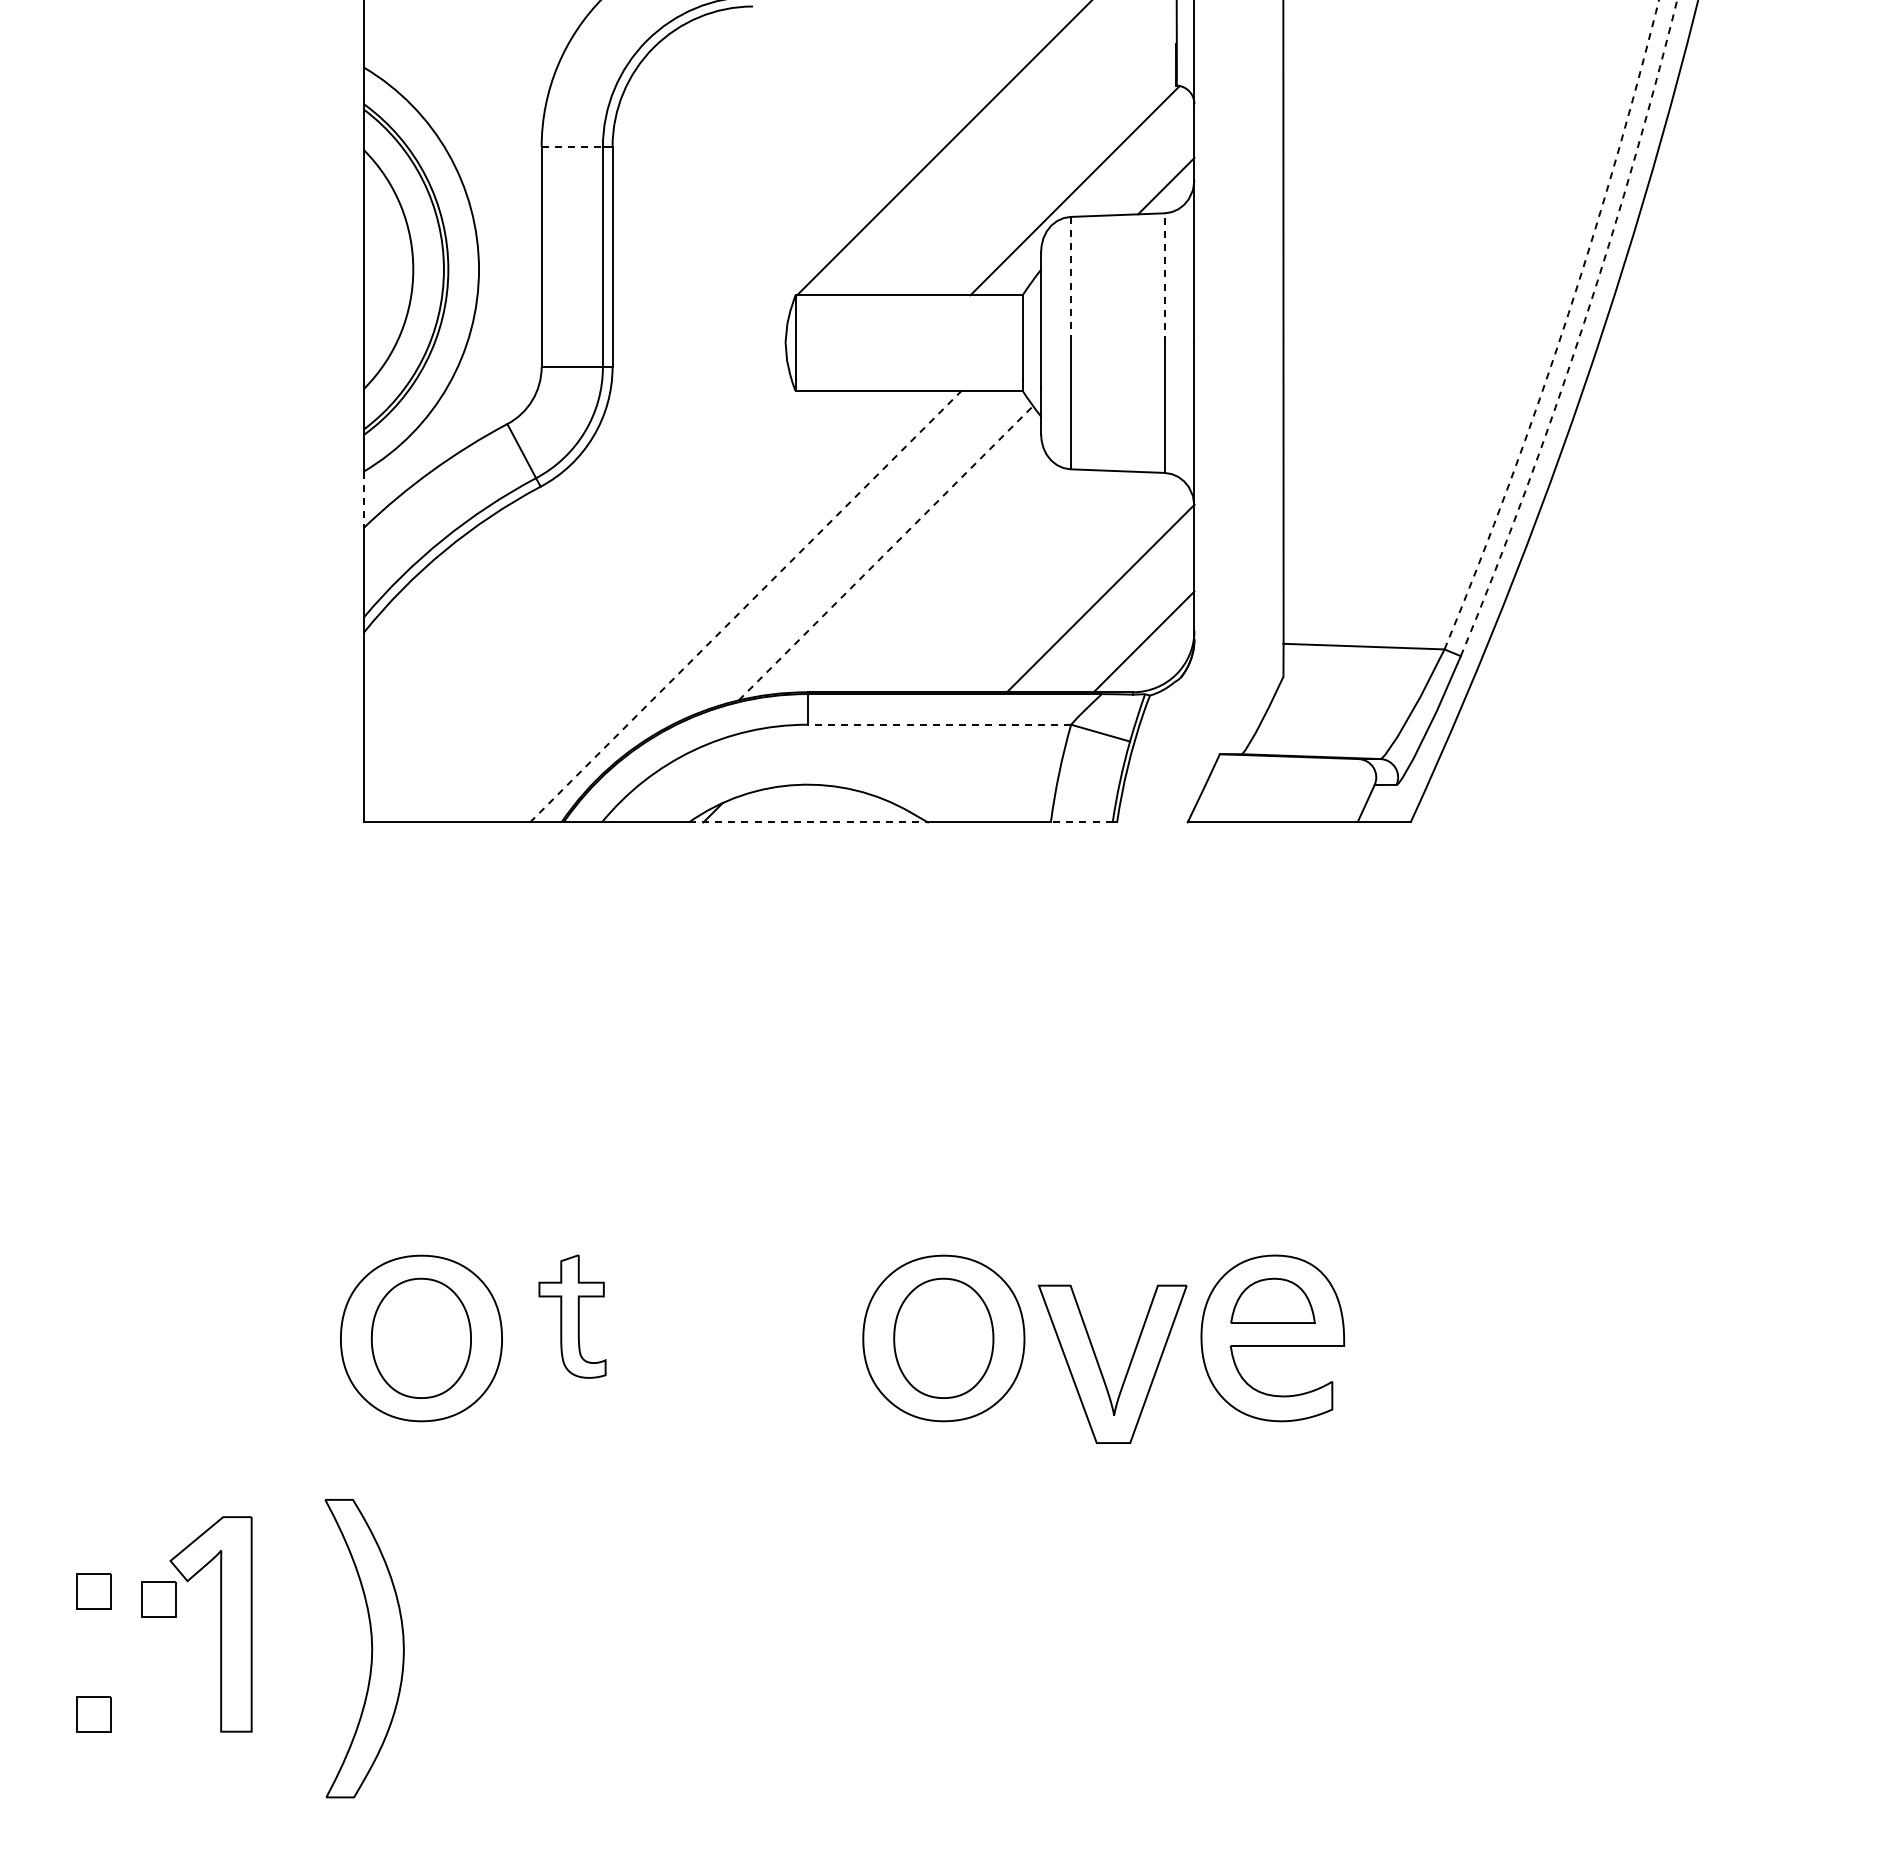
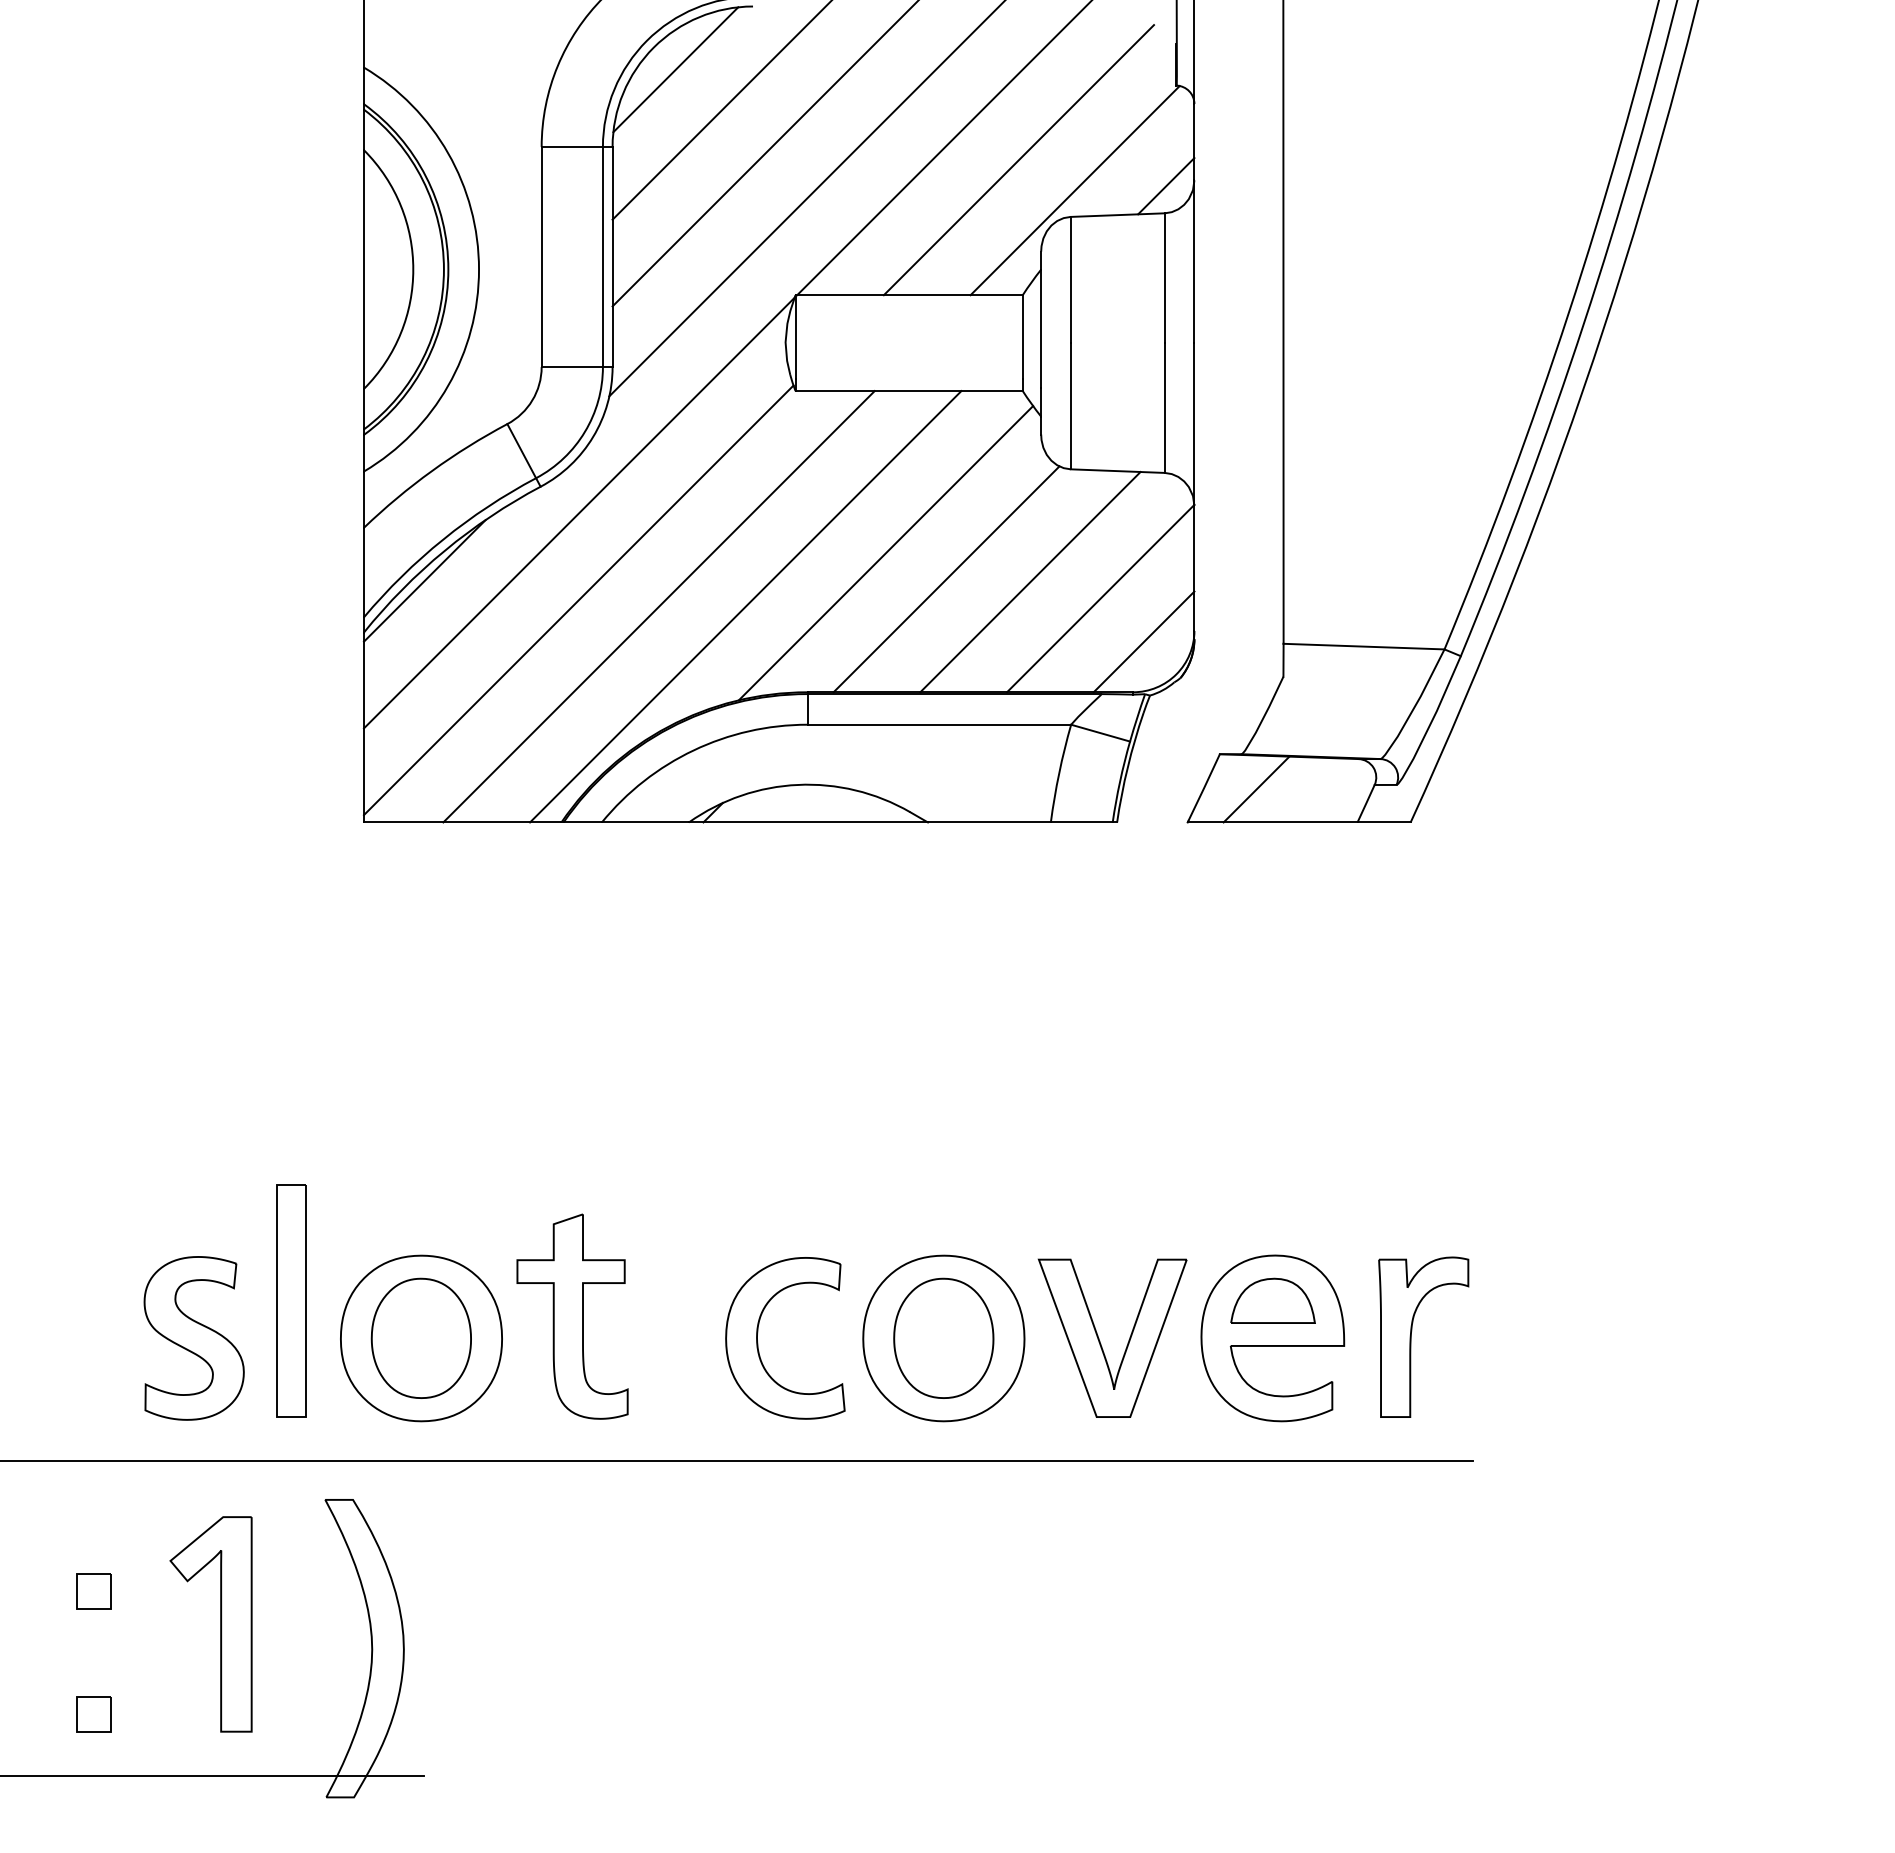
line: none -> present (675, 69)
line: none -> present (721, 110)
line: dashed -> solid (572, 146)
line: none -> present (764, 154)
line: none -> present (1018, 160)
line: none -> present (806, 199)
line: dashed -> solid (1164, 278)
line: dashed -> solid (1070, 280)
arc: dashed -> solid (1563, 327)
arc: dashed -> solid (1581, 331)
line: dashed -> solid (363, 500)
line: none -> present (578, 512)
line: dashed -> solid (886, 552)
line: none -> present (946, 579)
line: none -> present (424, 580)
line: none -> present (1030, 582)
line: none -> present (578, 600)
line: none -> present (658, 606)
line: dashed -> solid (746, 606)
line: dashed -> solid (939, 724)
line: none -> present (1256, 789)
line: dashed -> solid (808, 822)
line: dashed -> solid (1081, 822)
part: none -> present (291, 1300)
part size: 69x125 px -> 113x207 px (572, 1316)
part: none -> present (1411, 1336)
part: none -> present (193, 1338)
part: none -> present (758, 1342)
part position: (1101, 1369) -> (1101, 1343) (1101, 1343)
line: none -> present (737, 1460)
part: present -> none (158, 1599)
line: none -> present (213, 1775)
